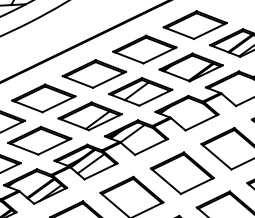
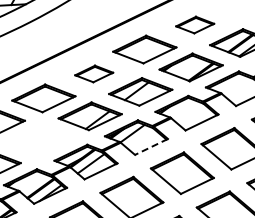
part size: 66x30 px -> 41x20 px (195, 24)
part size: 66x30 px -> 41x20 px (94, 73)
part: present -> none (39, 140)
line: solid -> dashed (151, 147)
